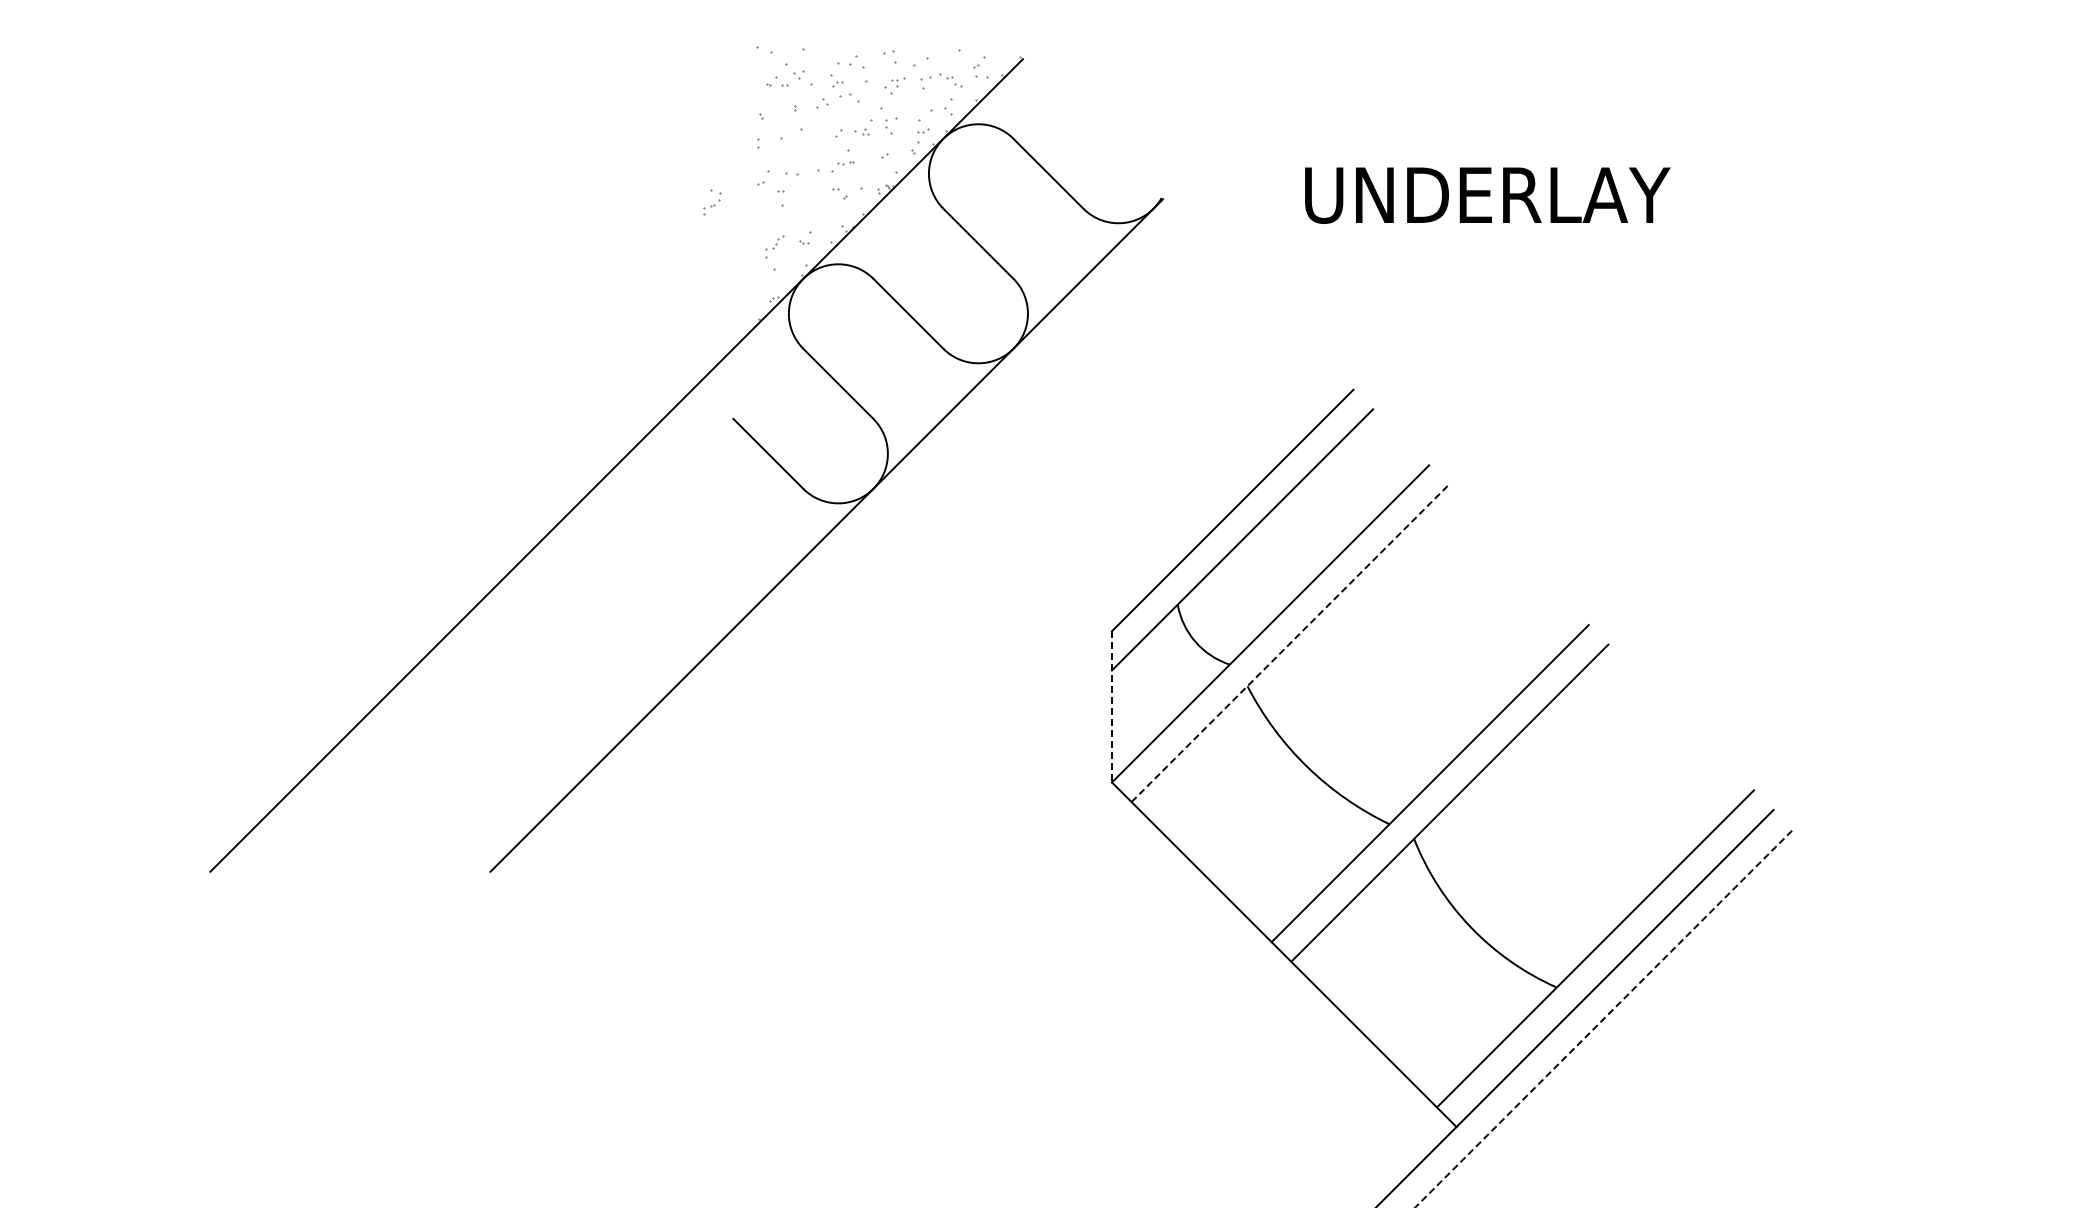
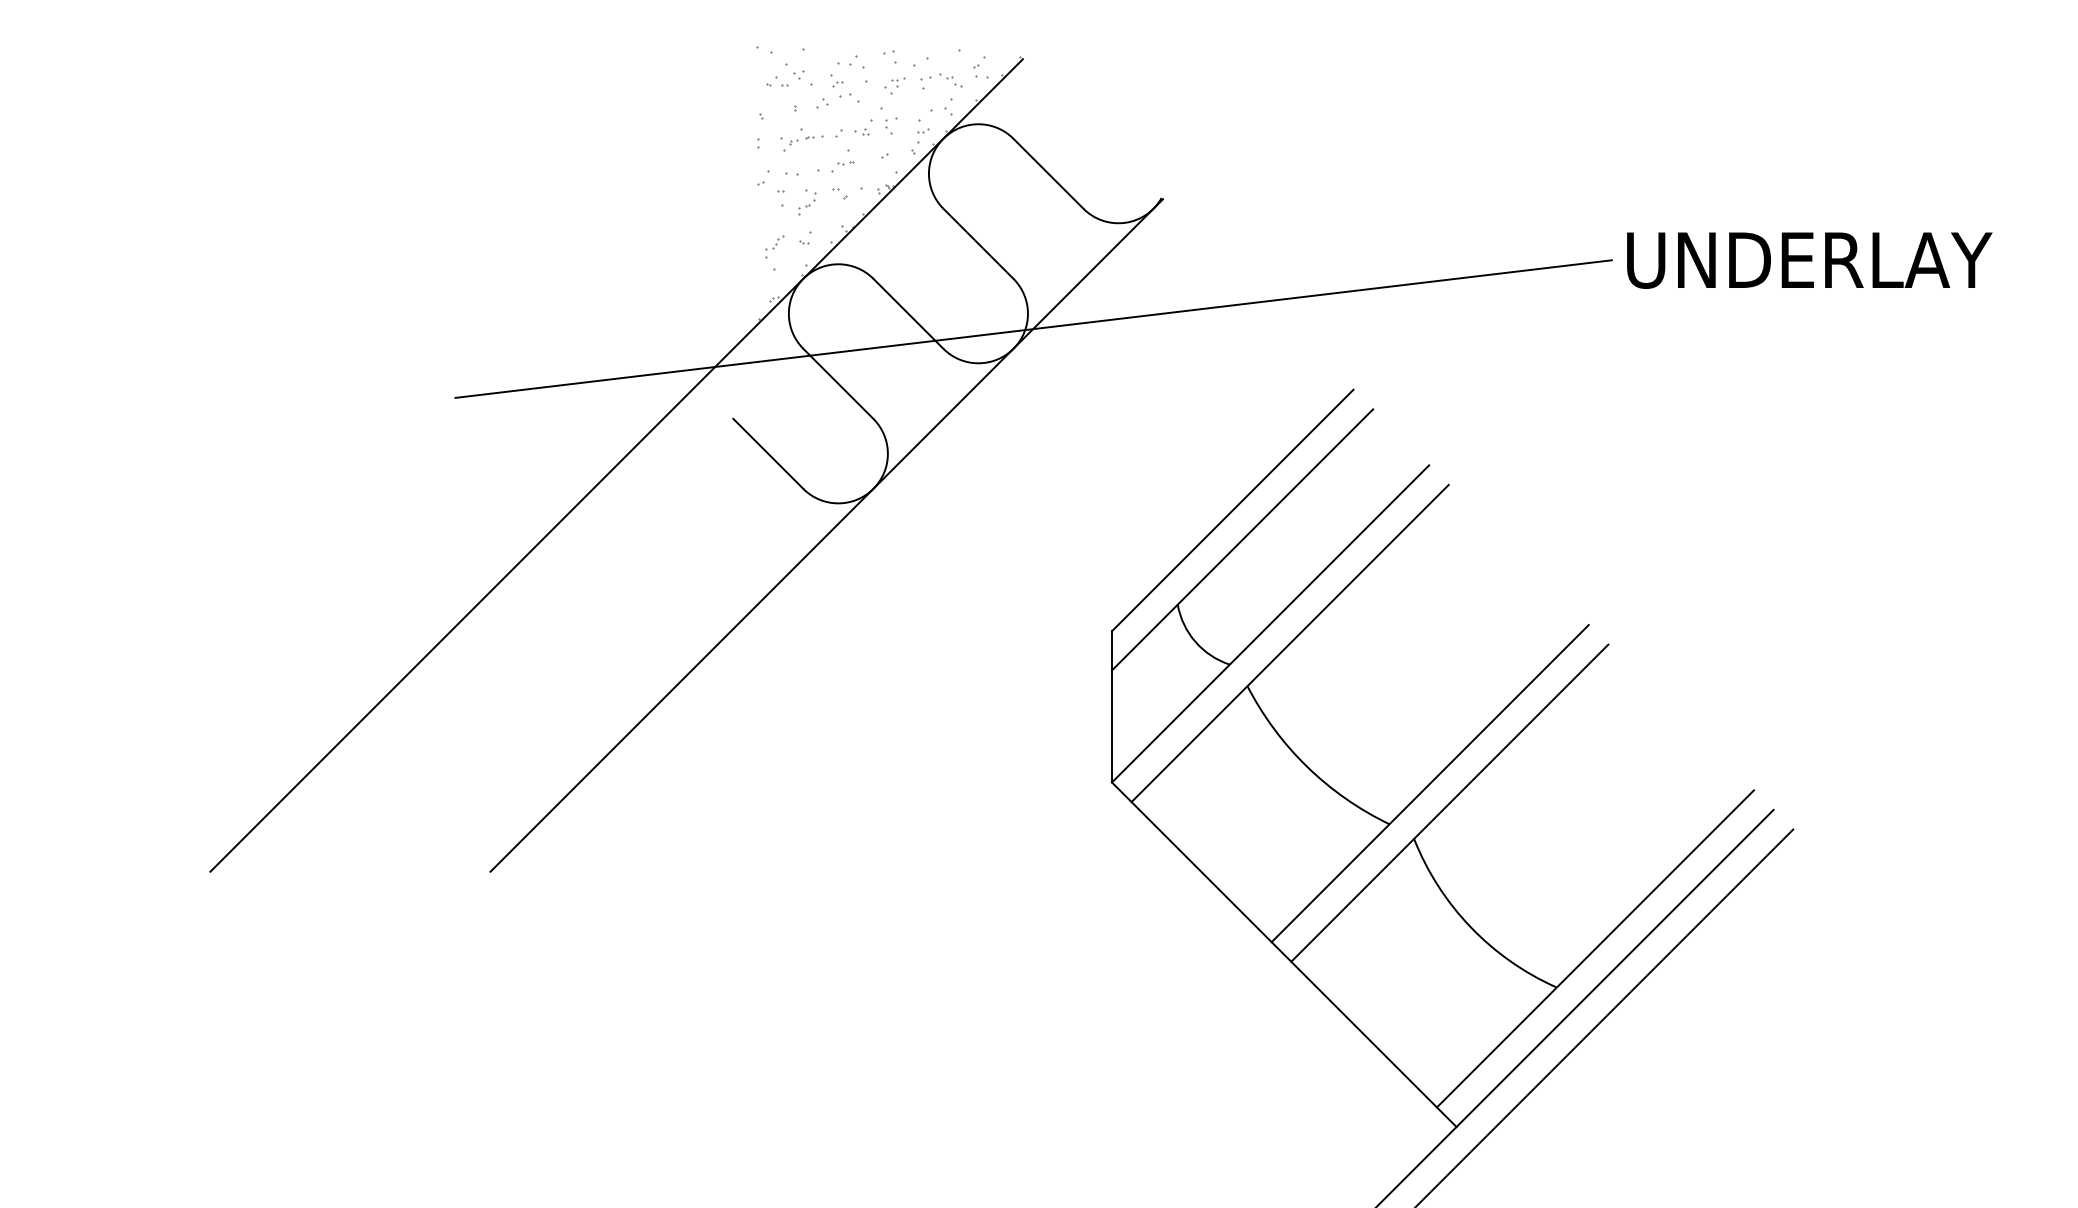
part: none -> present (803, 143)
text position: (1487, 195) -> (1809, 260) (1809, 260)
part position: (712, 202) -> (807, 202) (807, 202)
line: none -> present (1033, 328)
line: dashed -> solid (1290, 643)
line: dashed -> solid (1112, 706)
line: dashed -> solid (1604, 1018)
